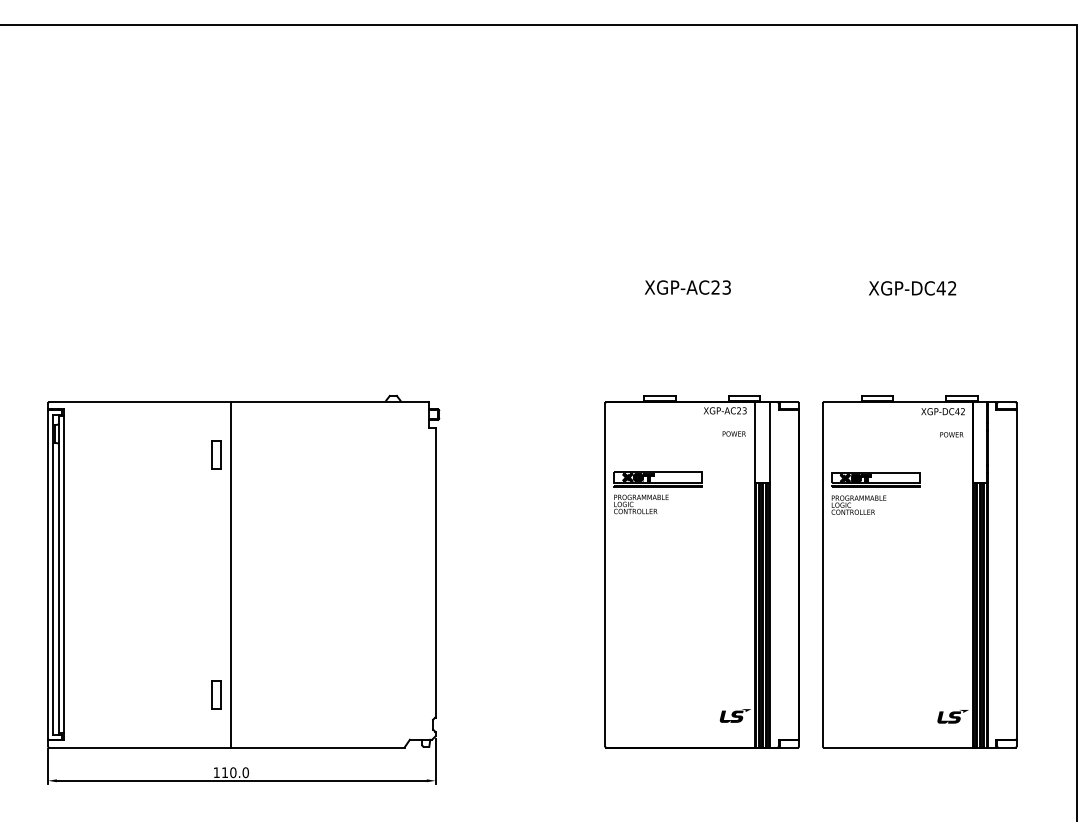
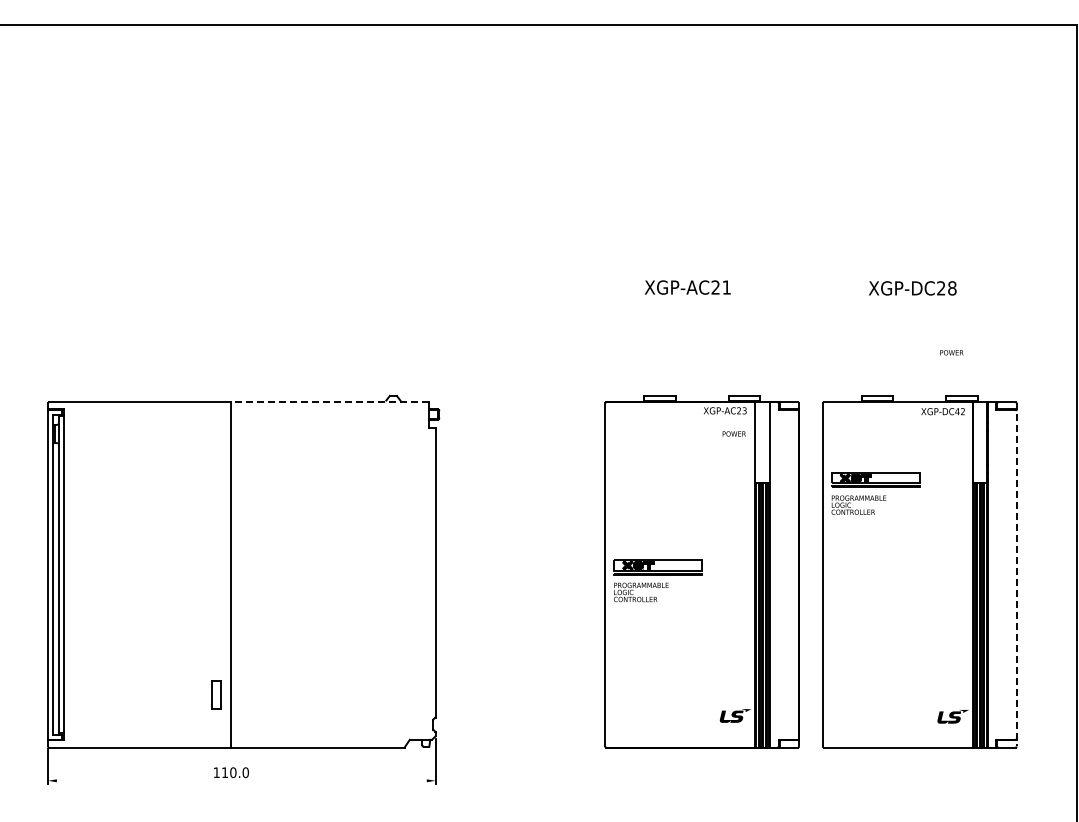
text: XGP-AC23 -> XGP-AC21 (726, 287)
text: XGP-DC42 -> XGP-DC28 (946, 288)
line: solid -> dashed (329, 402)
text position: (951, 434) -> (951, 352) (951, 352)
part: present -> none (216, 454)
part position: (657, 492) -> (657, 580) (657, 580)
line: solid -> dashed (1016, 574)
line: present -> none (241, 780)
